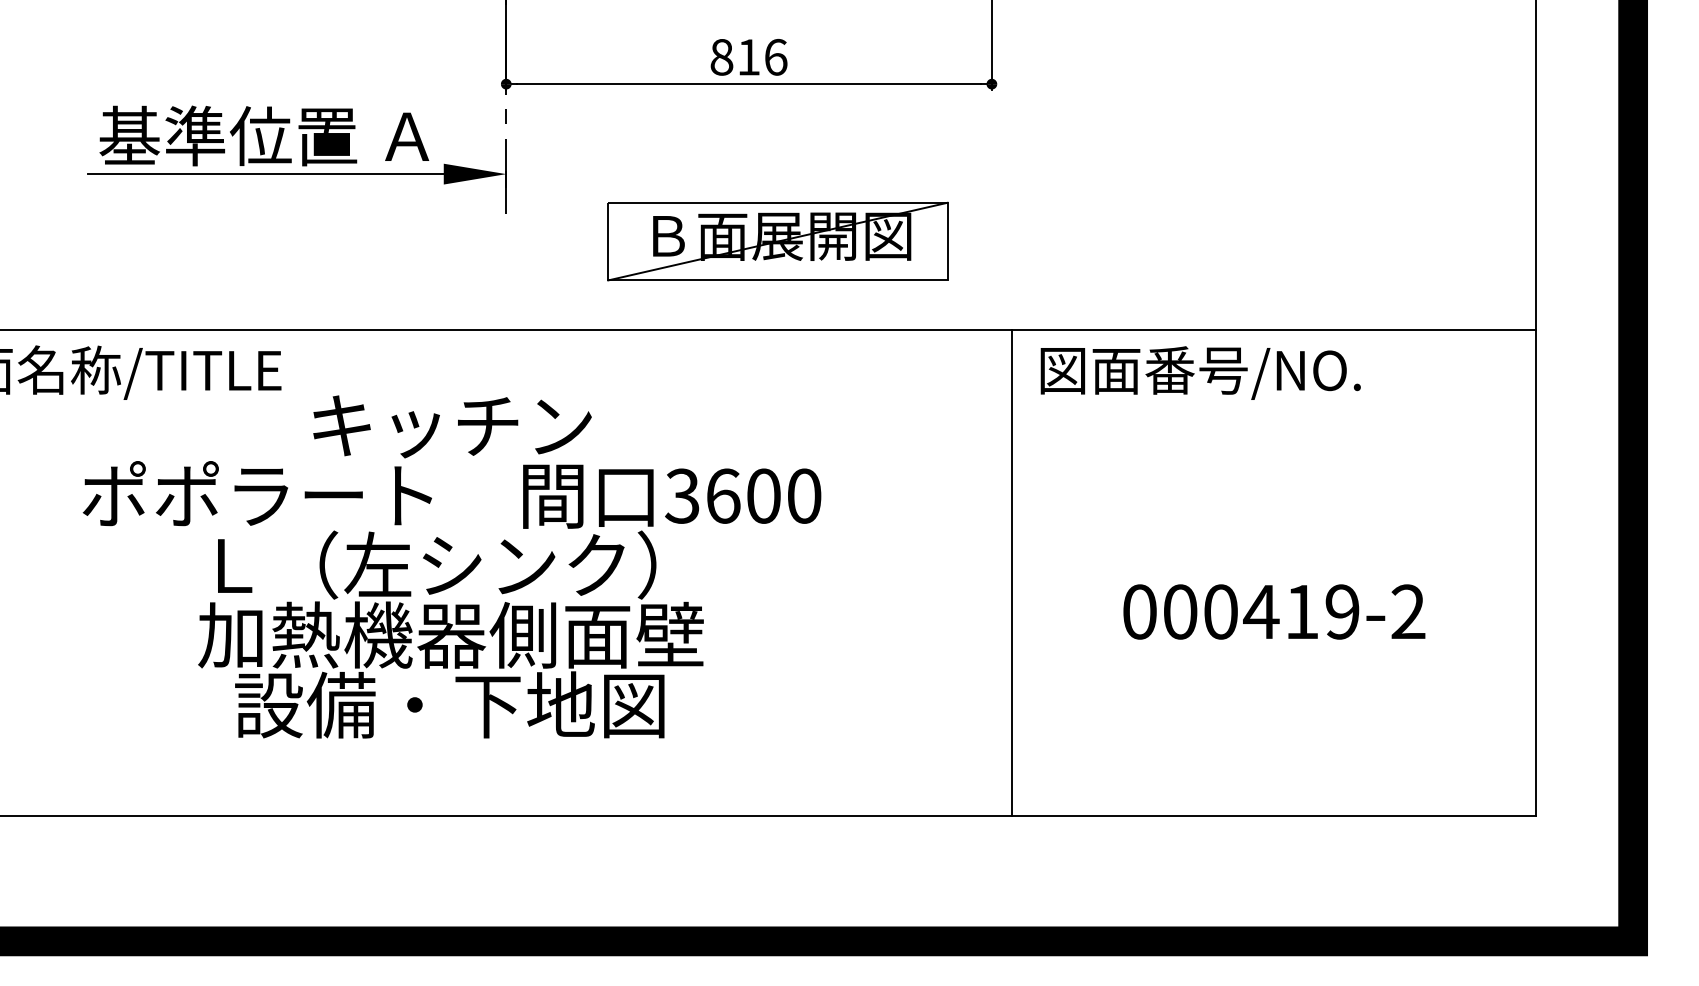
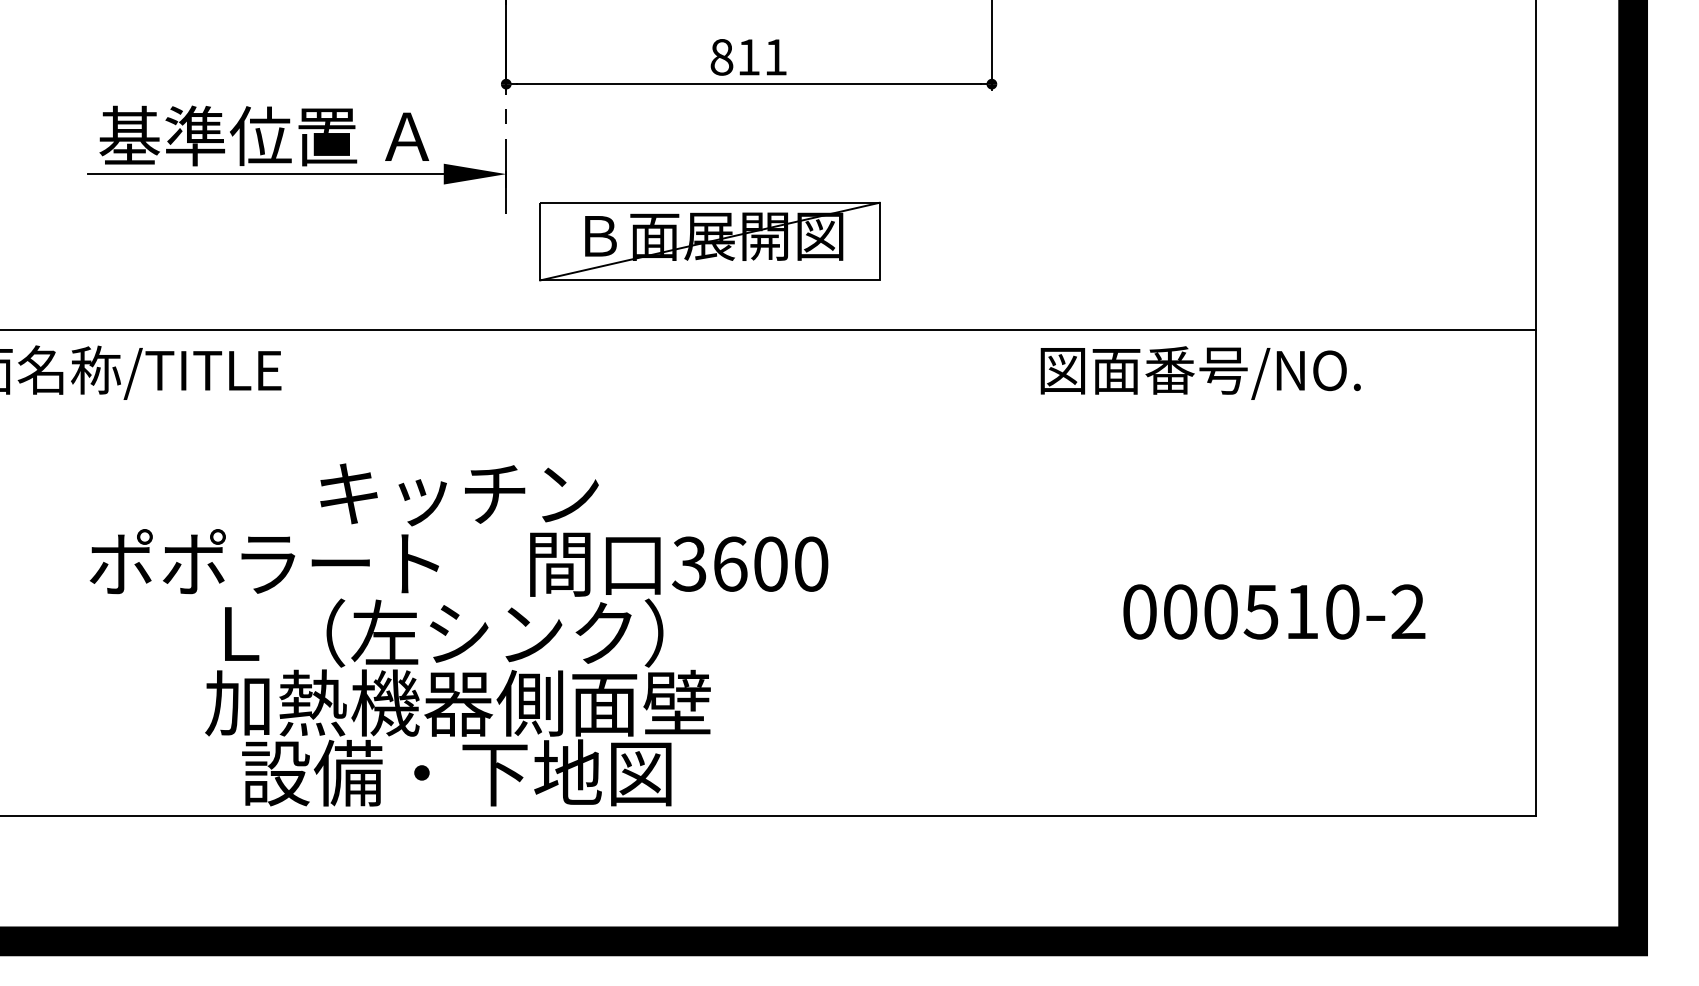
text: 816 -> 811 (776, 56)
part position: (777, 241) -> (709, 241) (709, 241)
text position: (451, 566) -> (458, 634) (458, 634)
line: present -> none (1012, 572)
text: 000419-2 -> 000510-2 (1301, 611)
